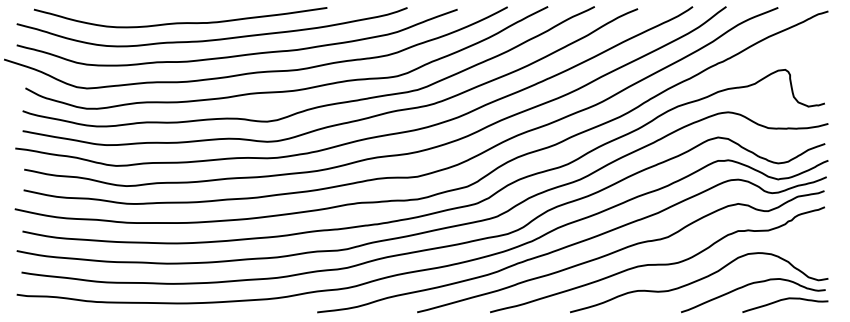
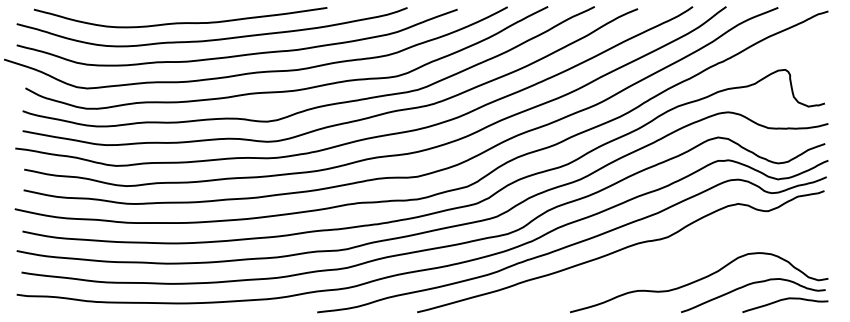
curve: present -> none (657, 263)
